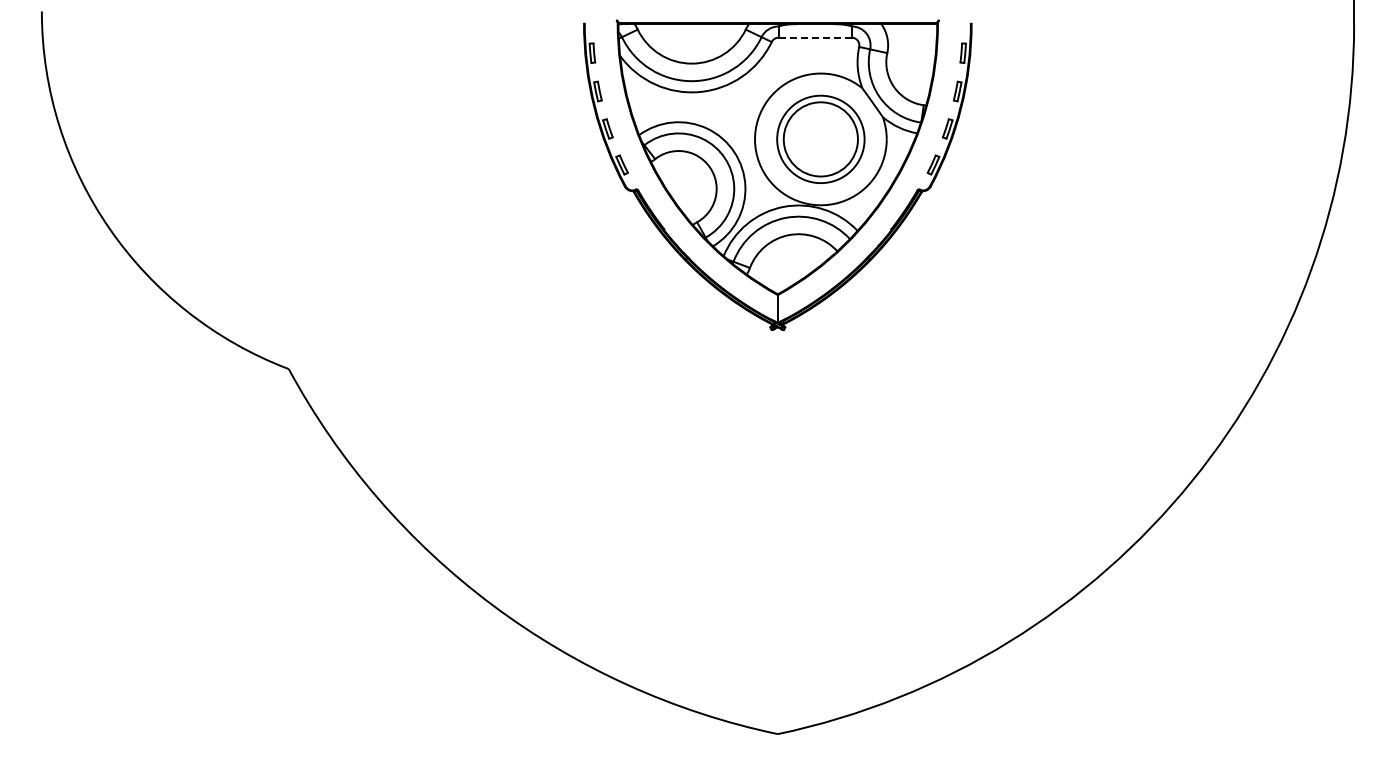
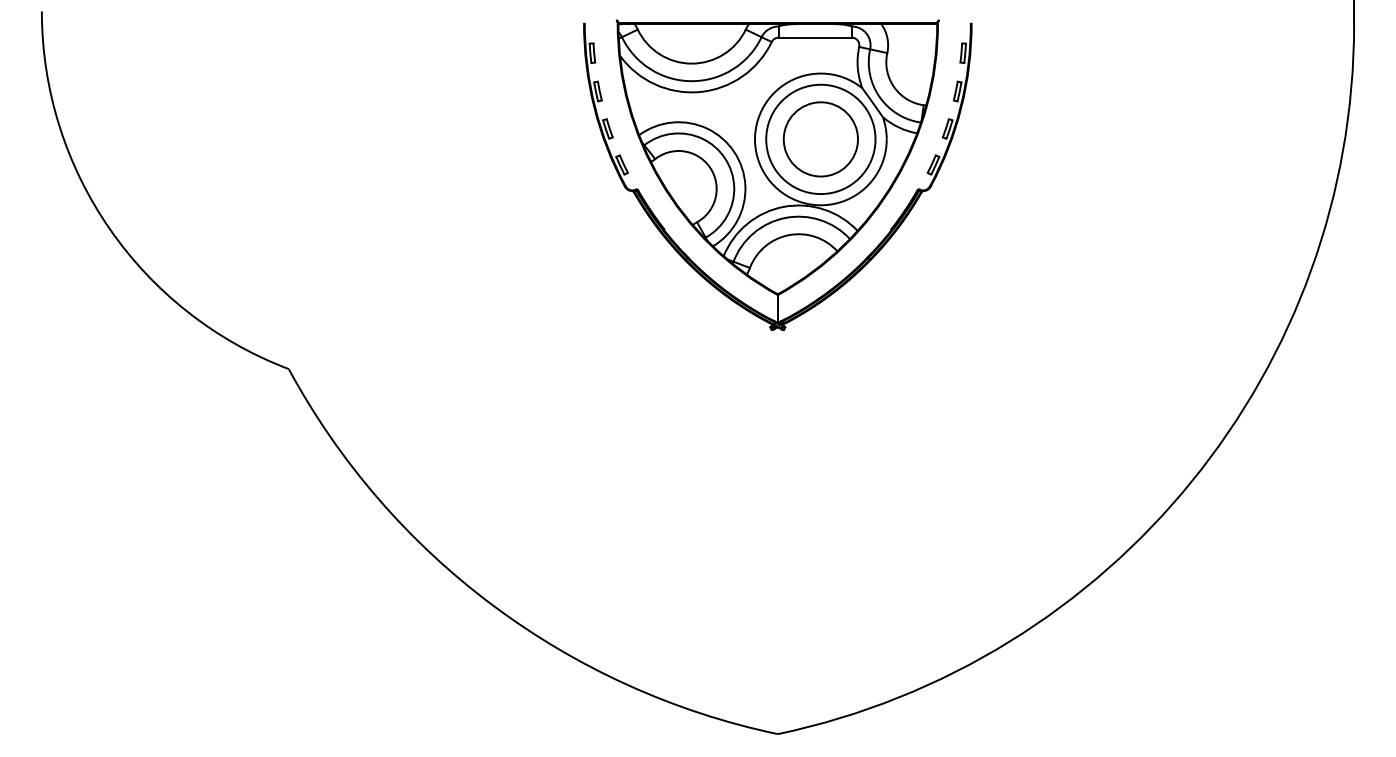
line: dashed -> solid (815, 37)
circle diameter: 87 px -> 109 px (820, 139)
